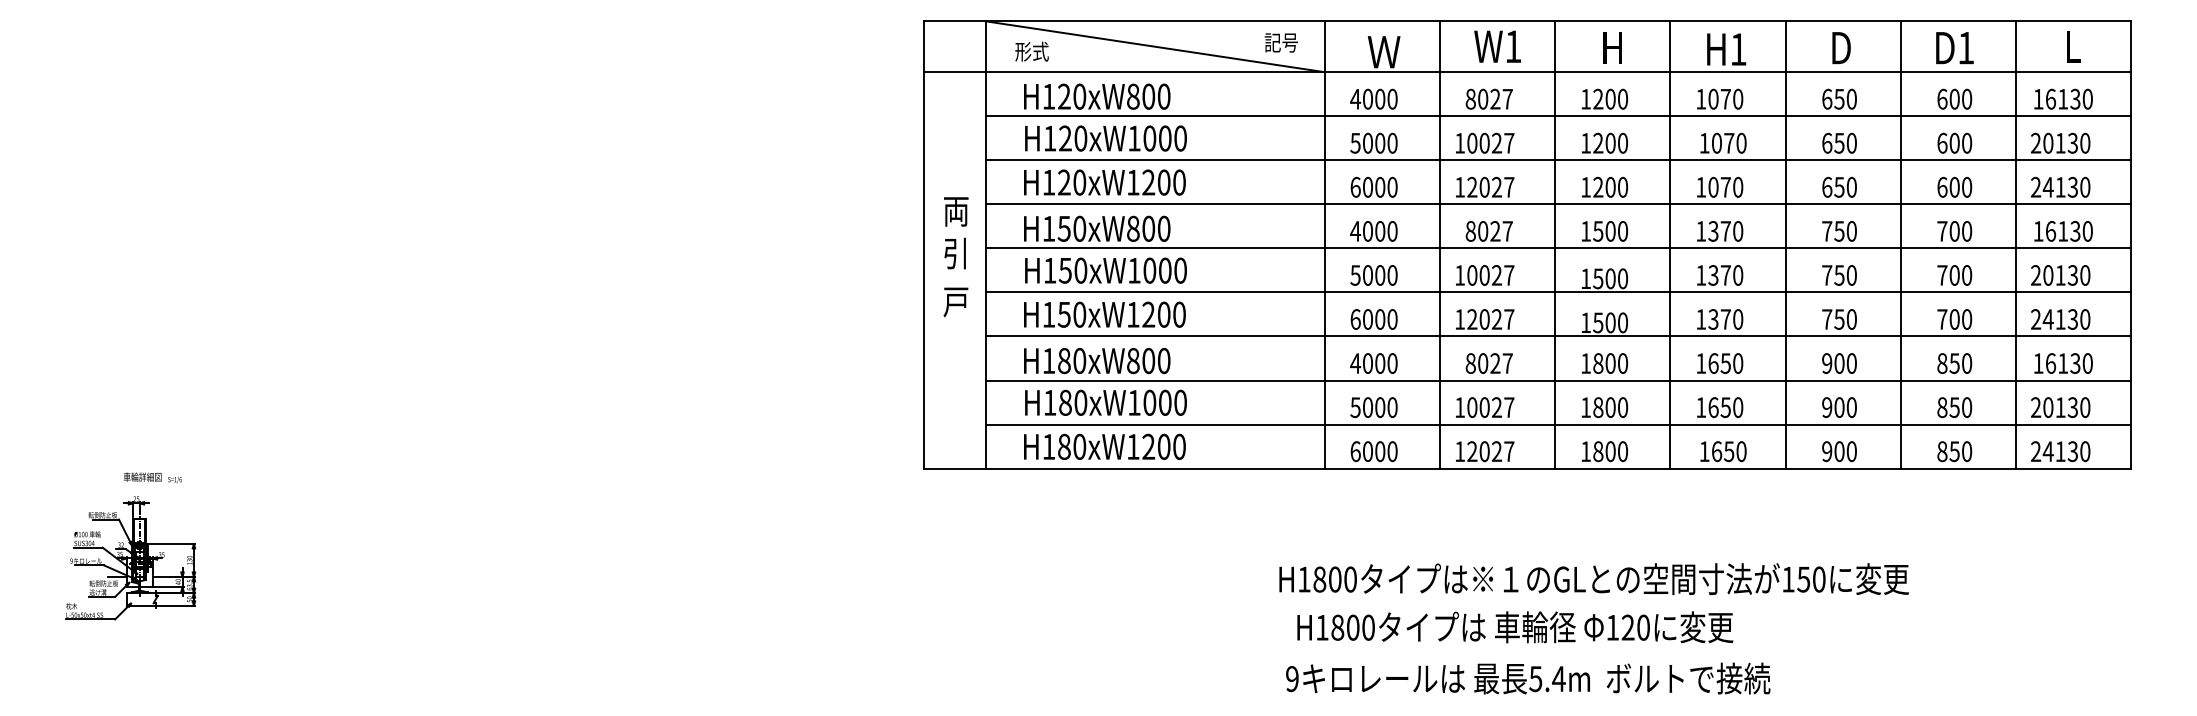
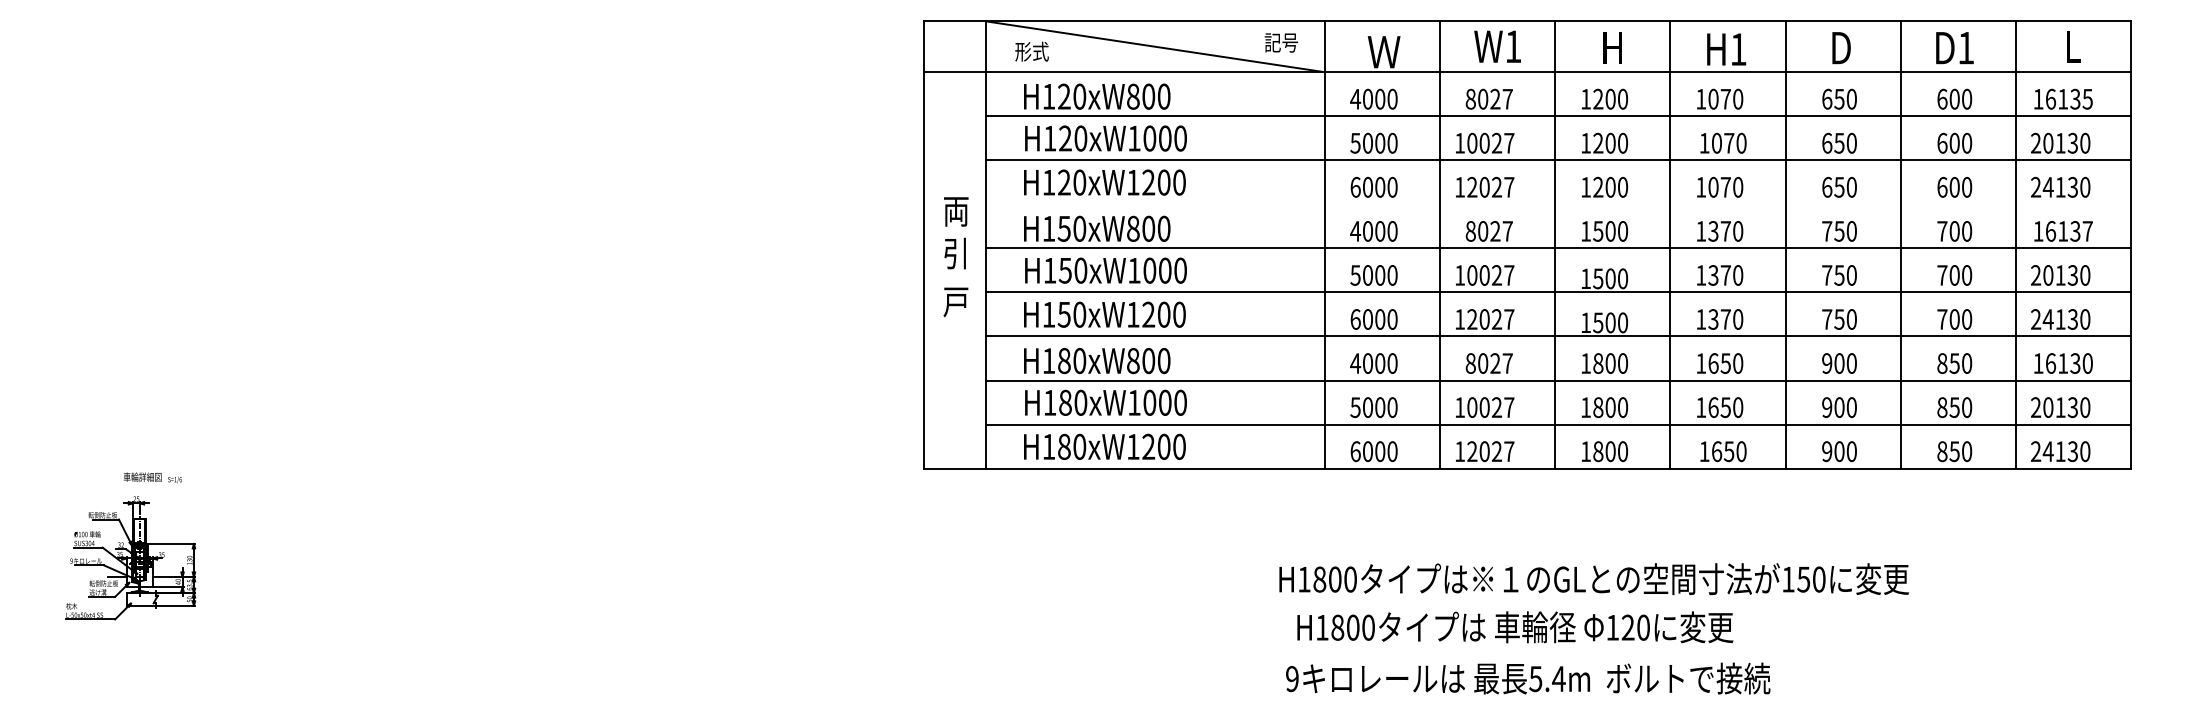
text: 16130 -> 16135 (2087, 98)
line: present -> none (1558, 204)
text: 16130 -> 16137 (2087, 231)
